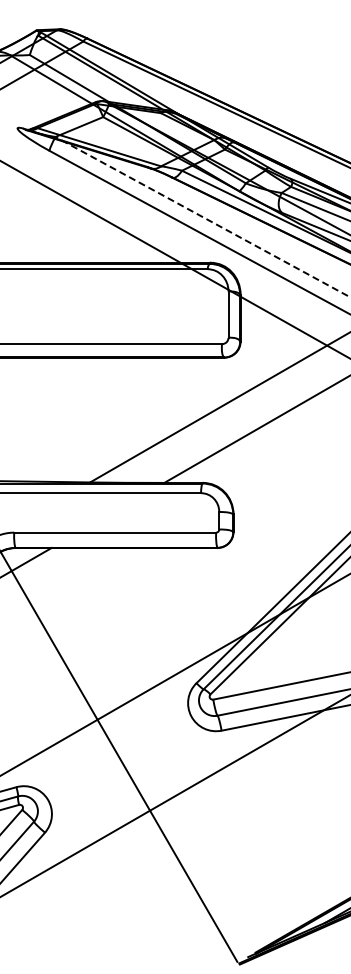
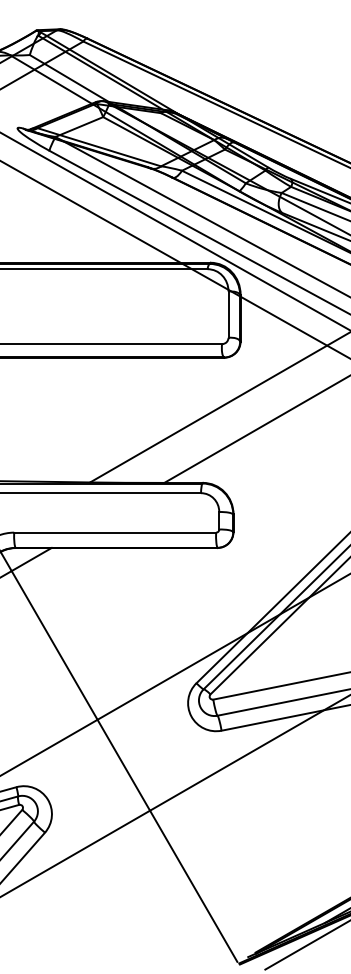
line: dashed -> solid (203, 217)
line: none -> present (174, 231)
line: none -> present (306, 945)
